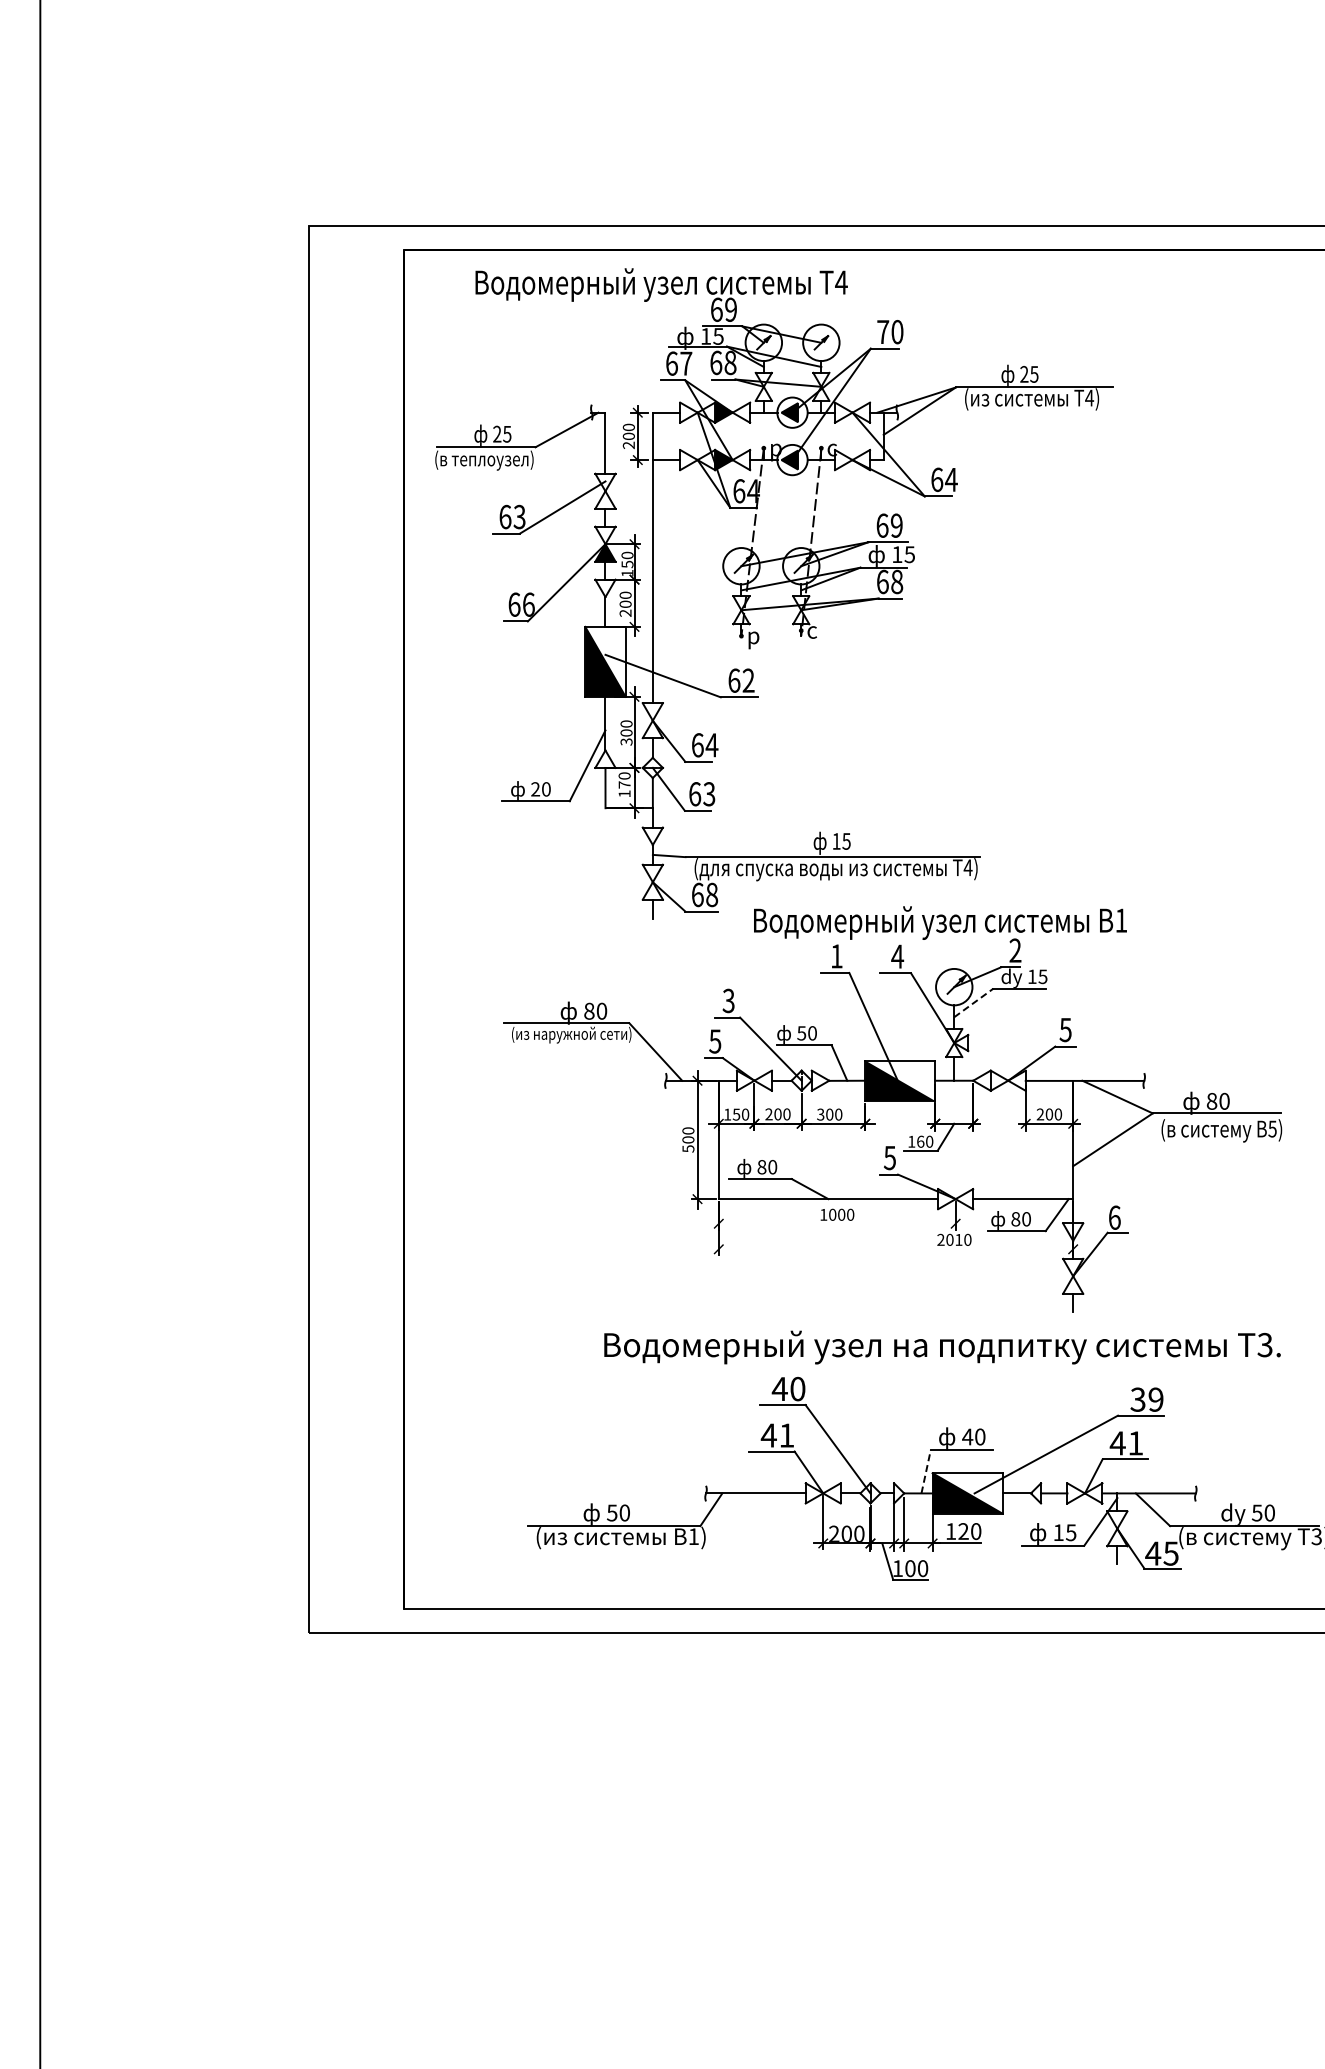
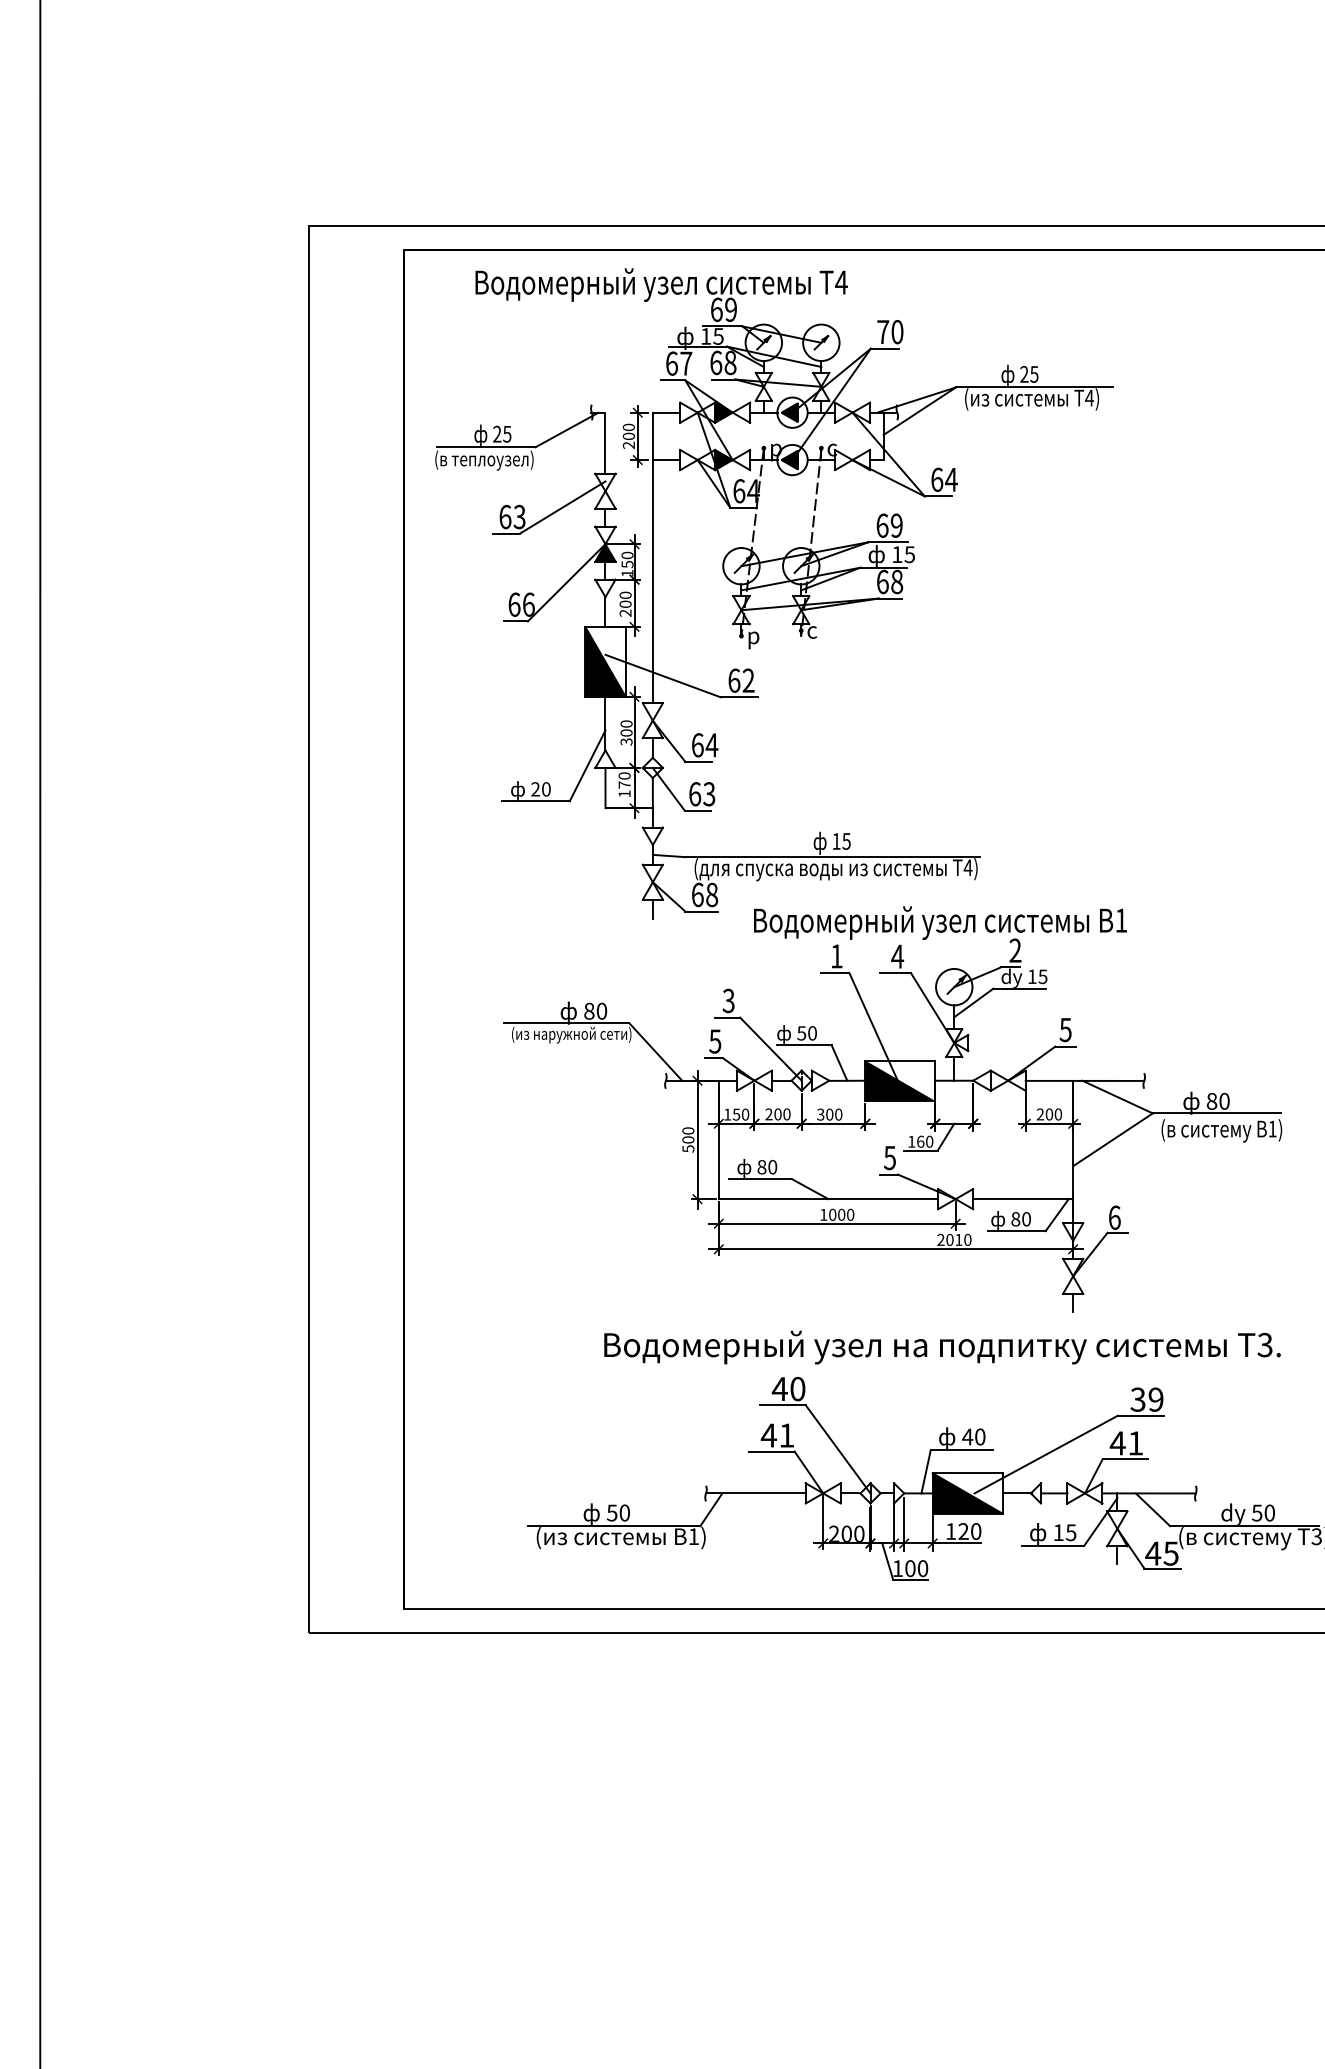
line: dashed -> solid (974, 1002)
text: 5) -> 1) (1272, 1128)
line: none -> present (837, 1223)
line: none -> present (895, 1249)
line: dashed -> solid (926, 1471)
